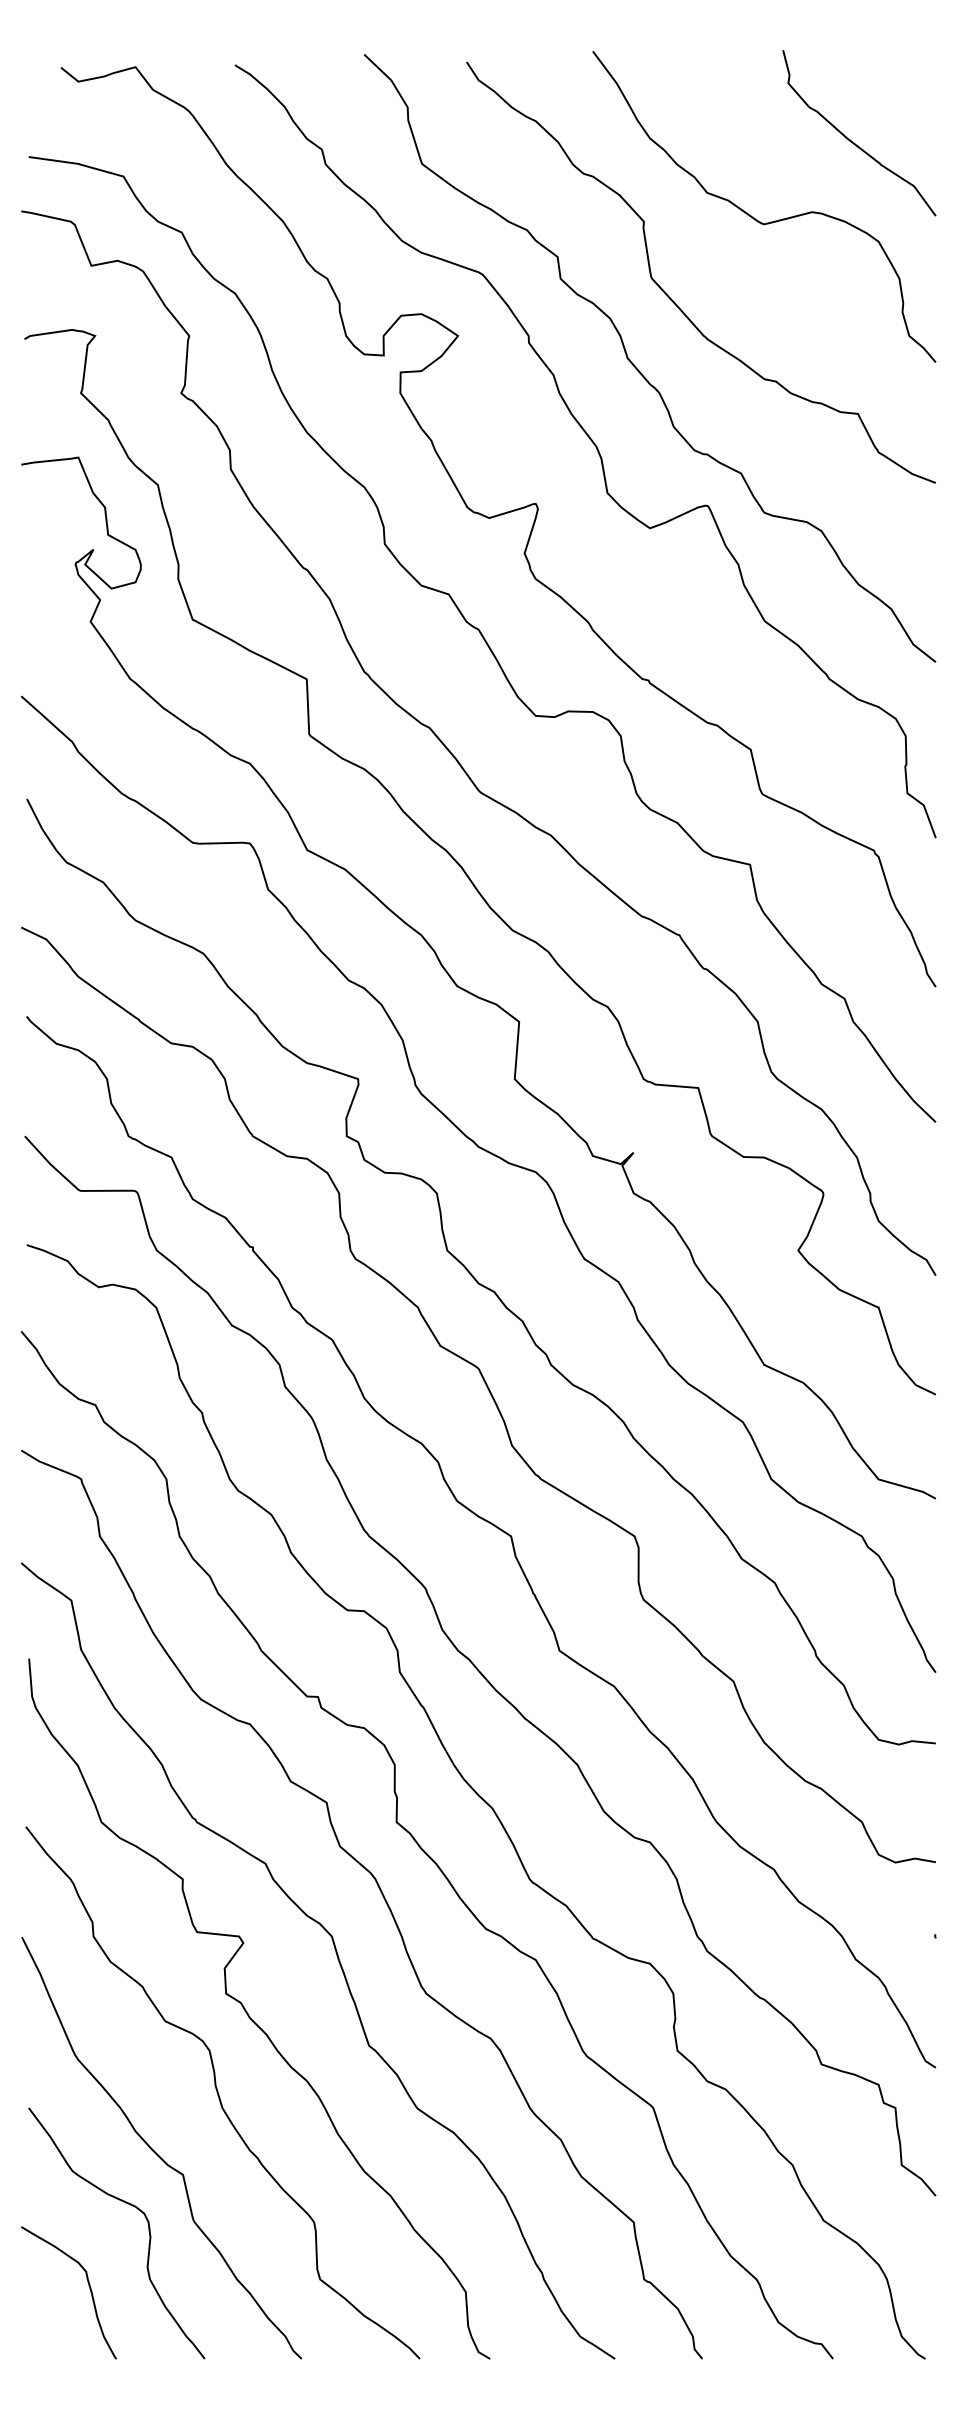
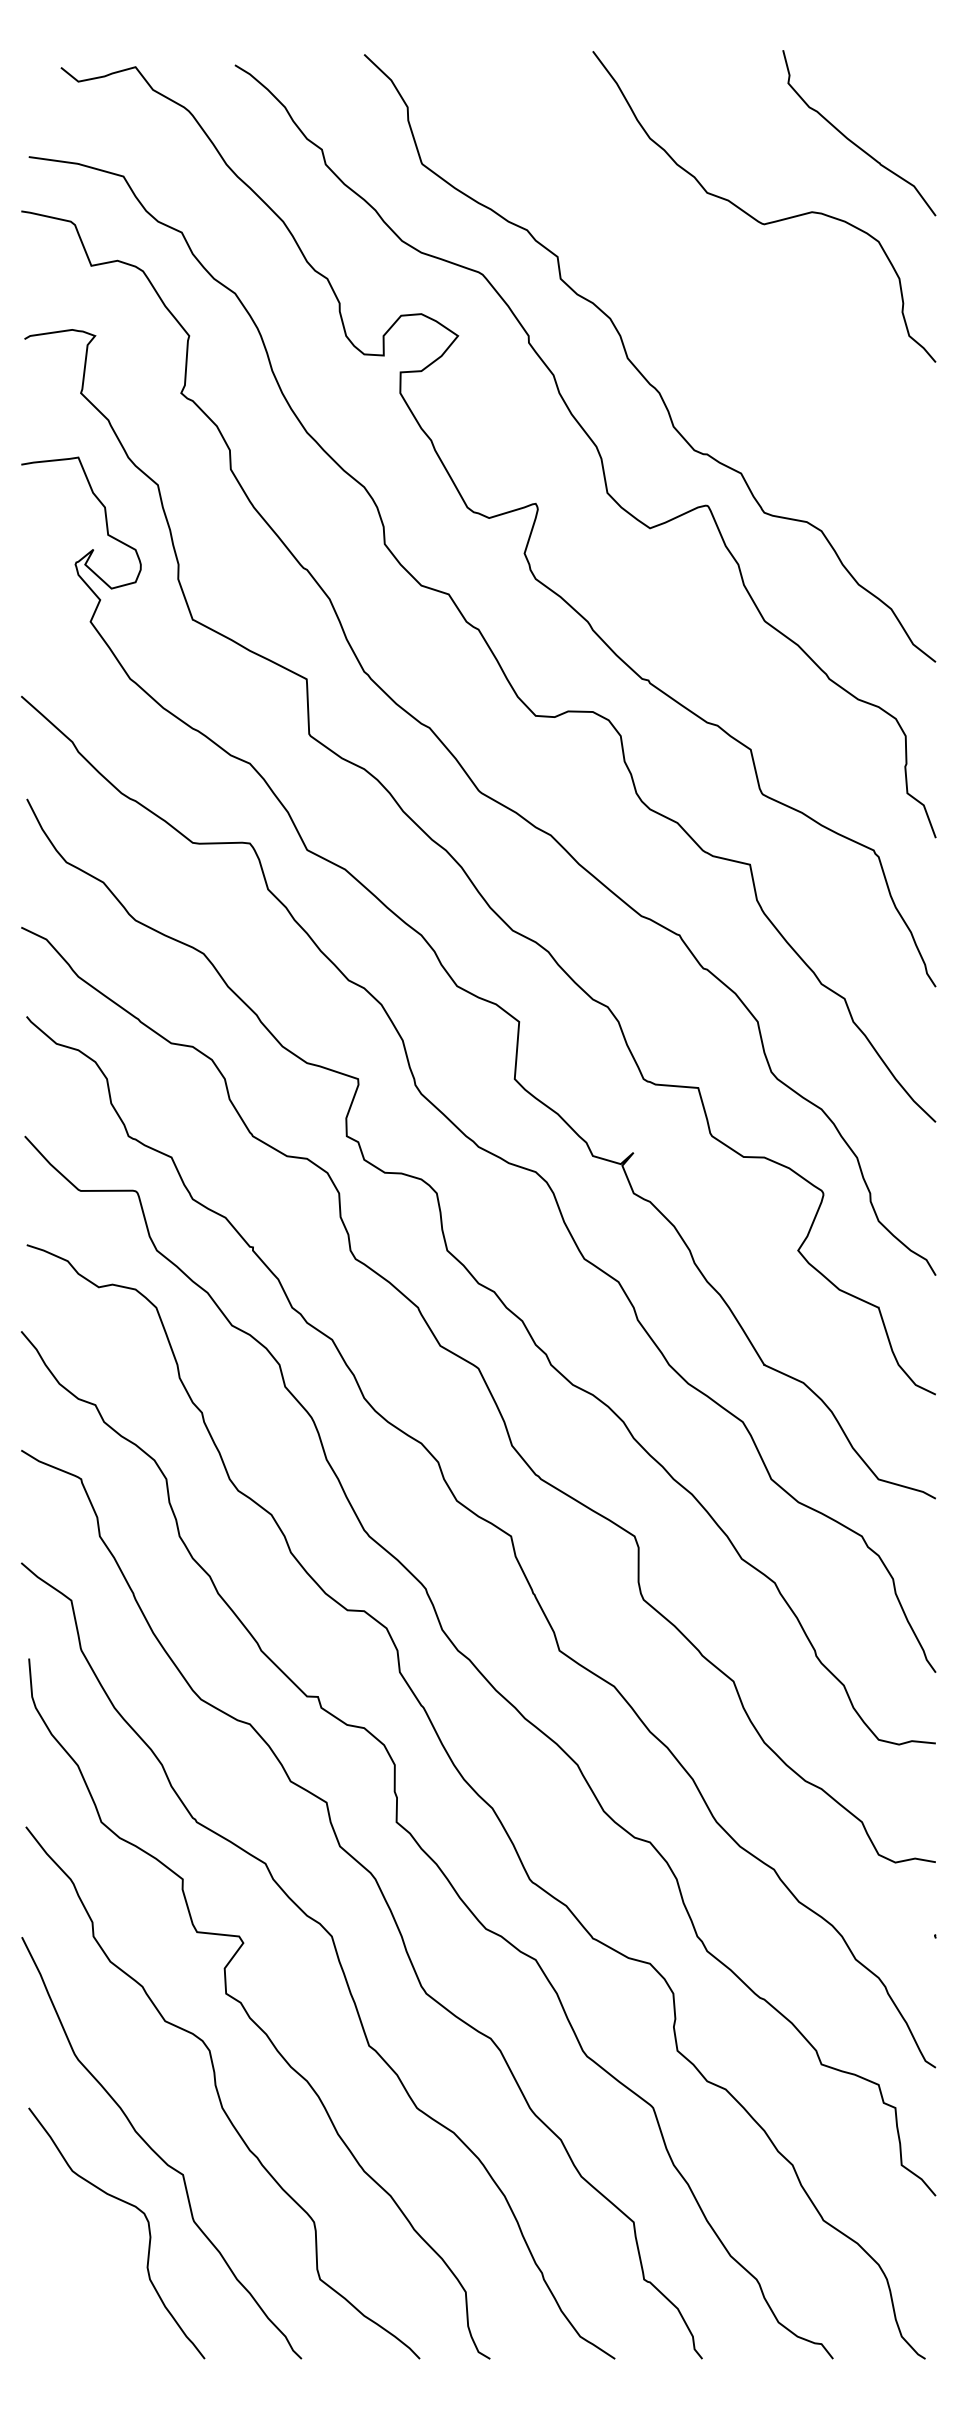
curve: present -> none (672, 299)
curve: present -> none (88, 2285)
